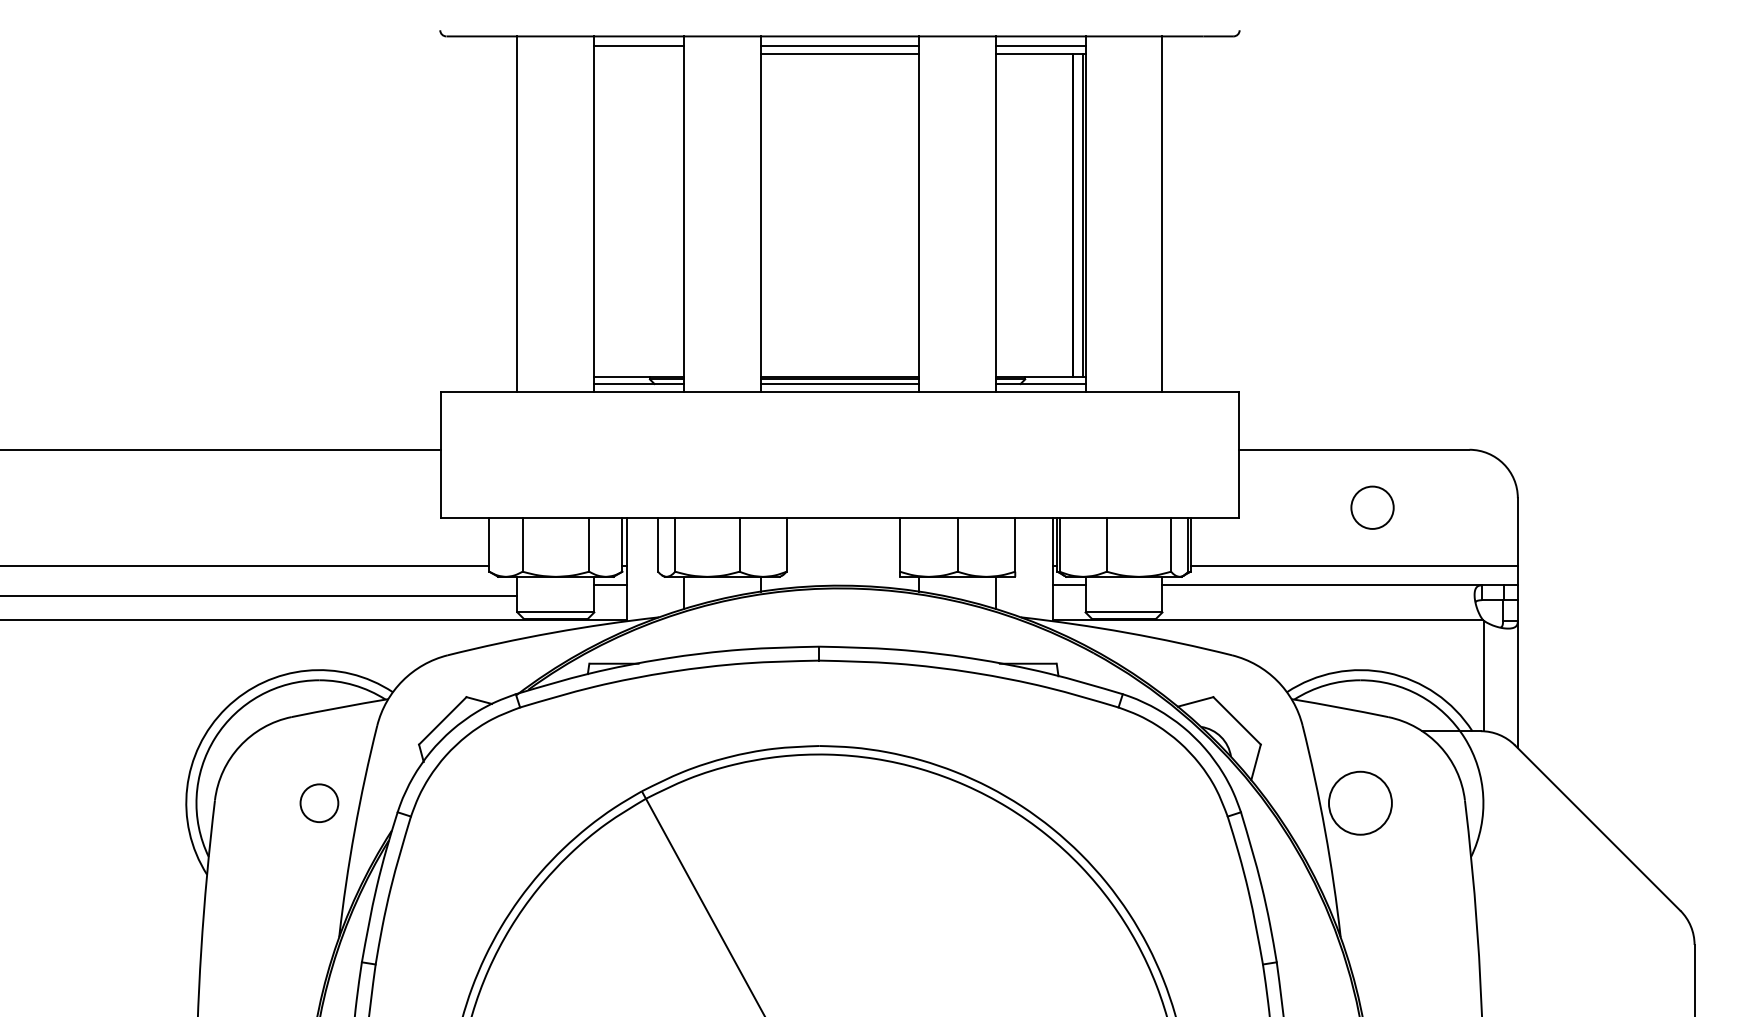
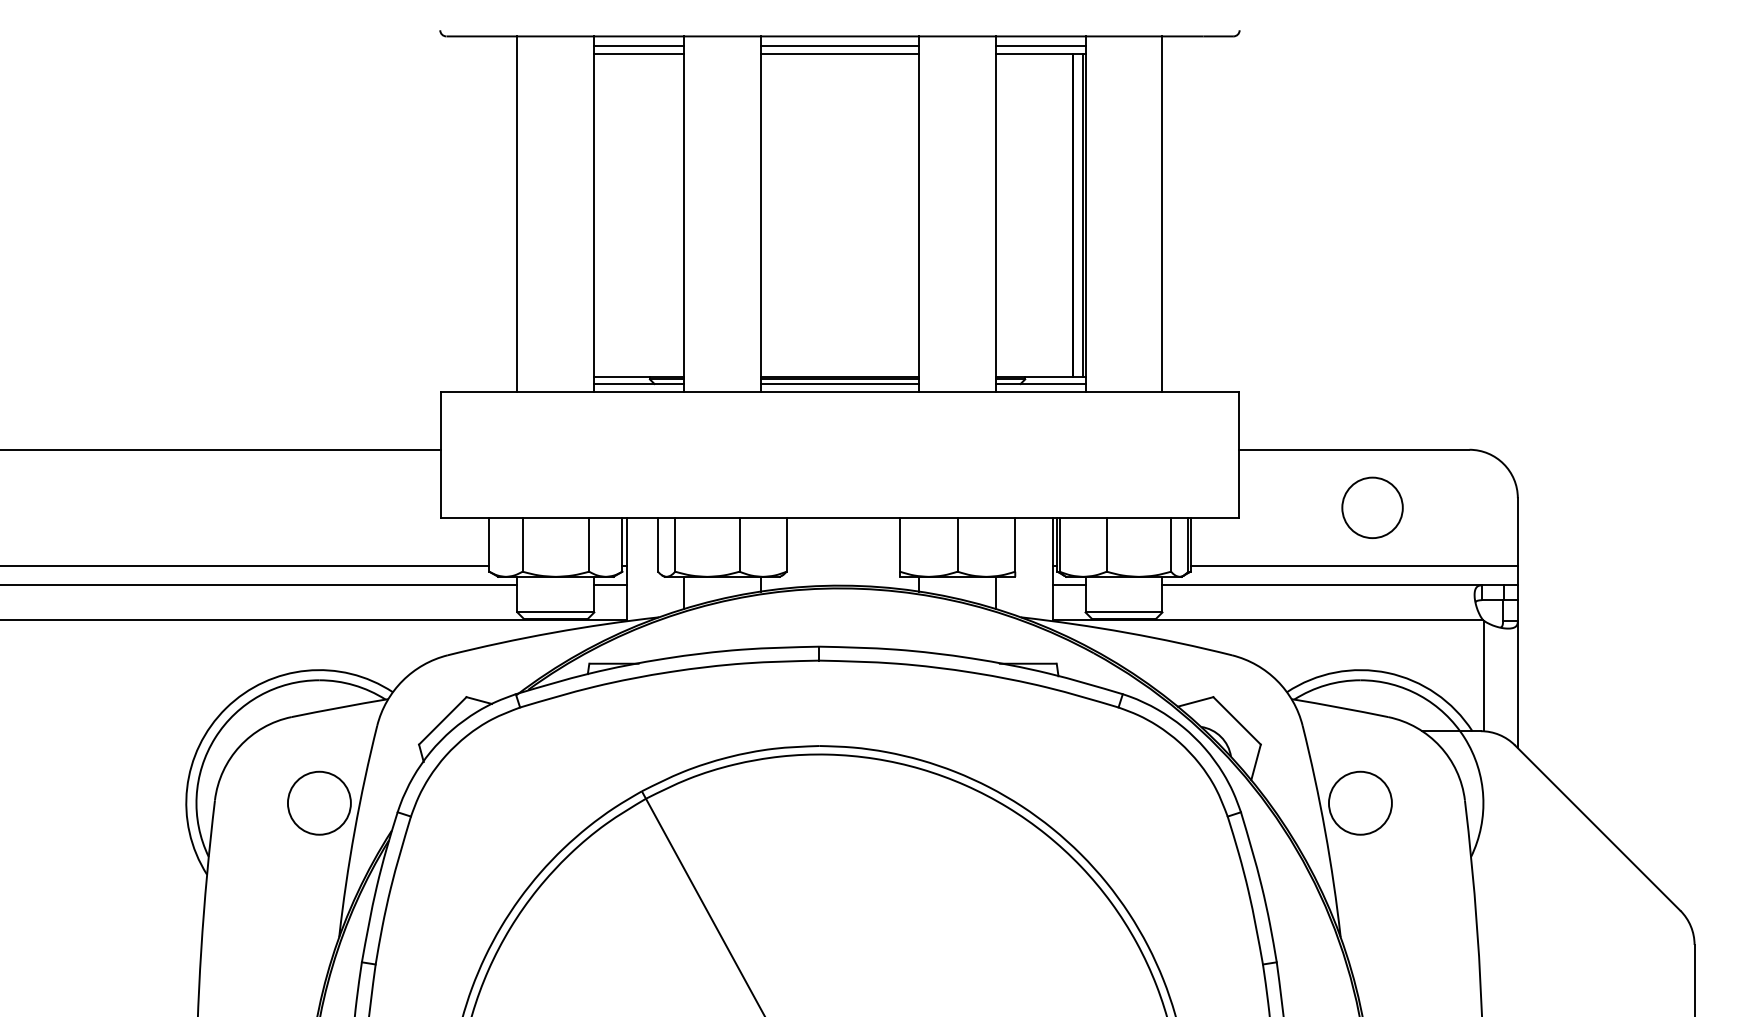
line: none -> present (638, 53)
circle size: 45x45 px -> 63x63 px (1372, 507)
line position: (259, 596) -> (259, 585) (259, 585)
circle diameter: 38 px -> 63 px (318, 802)
